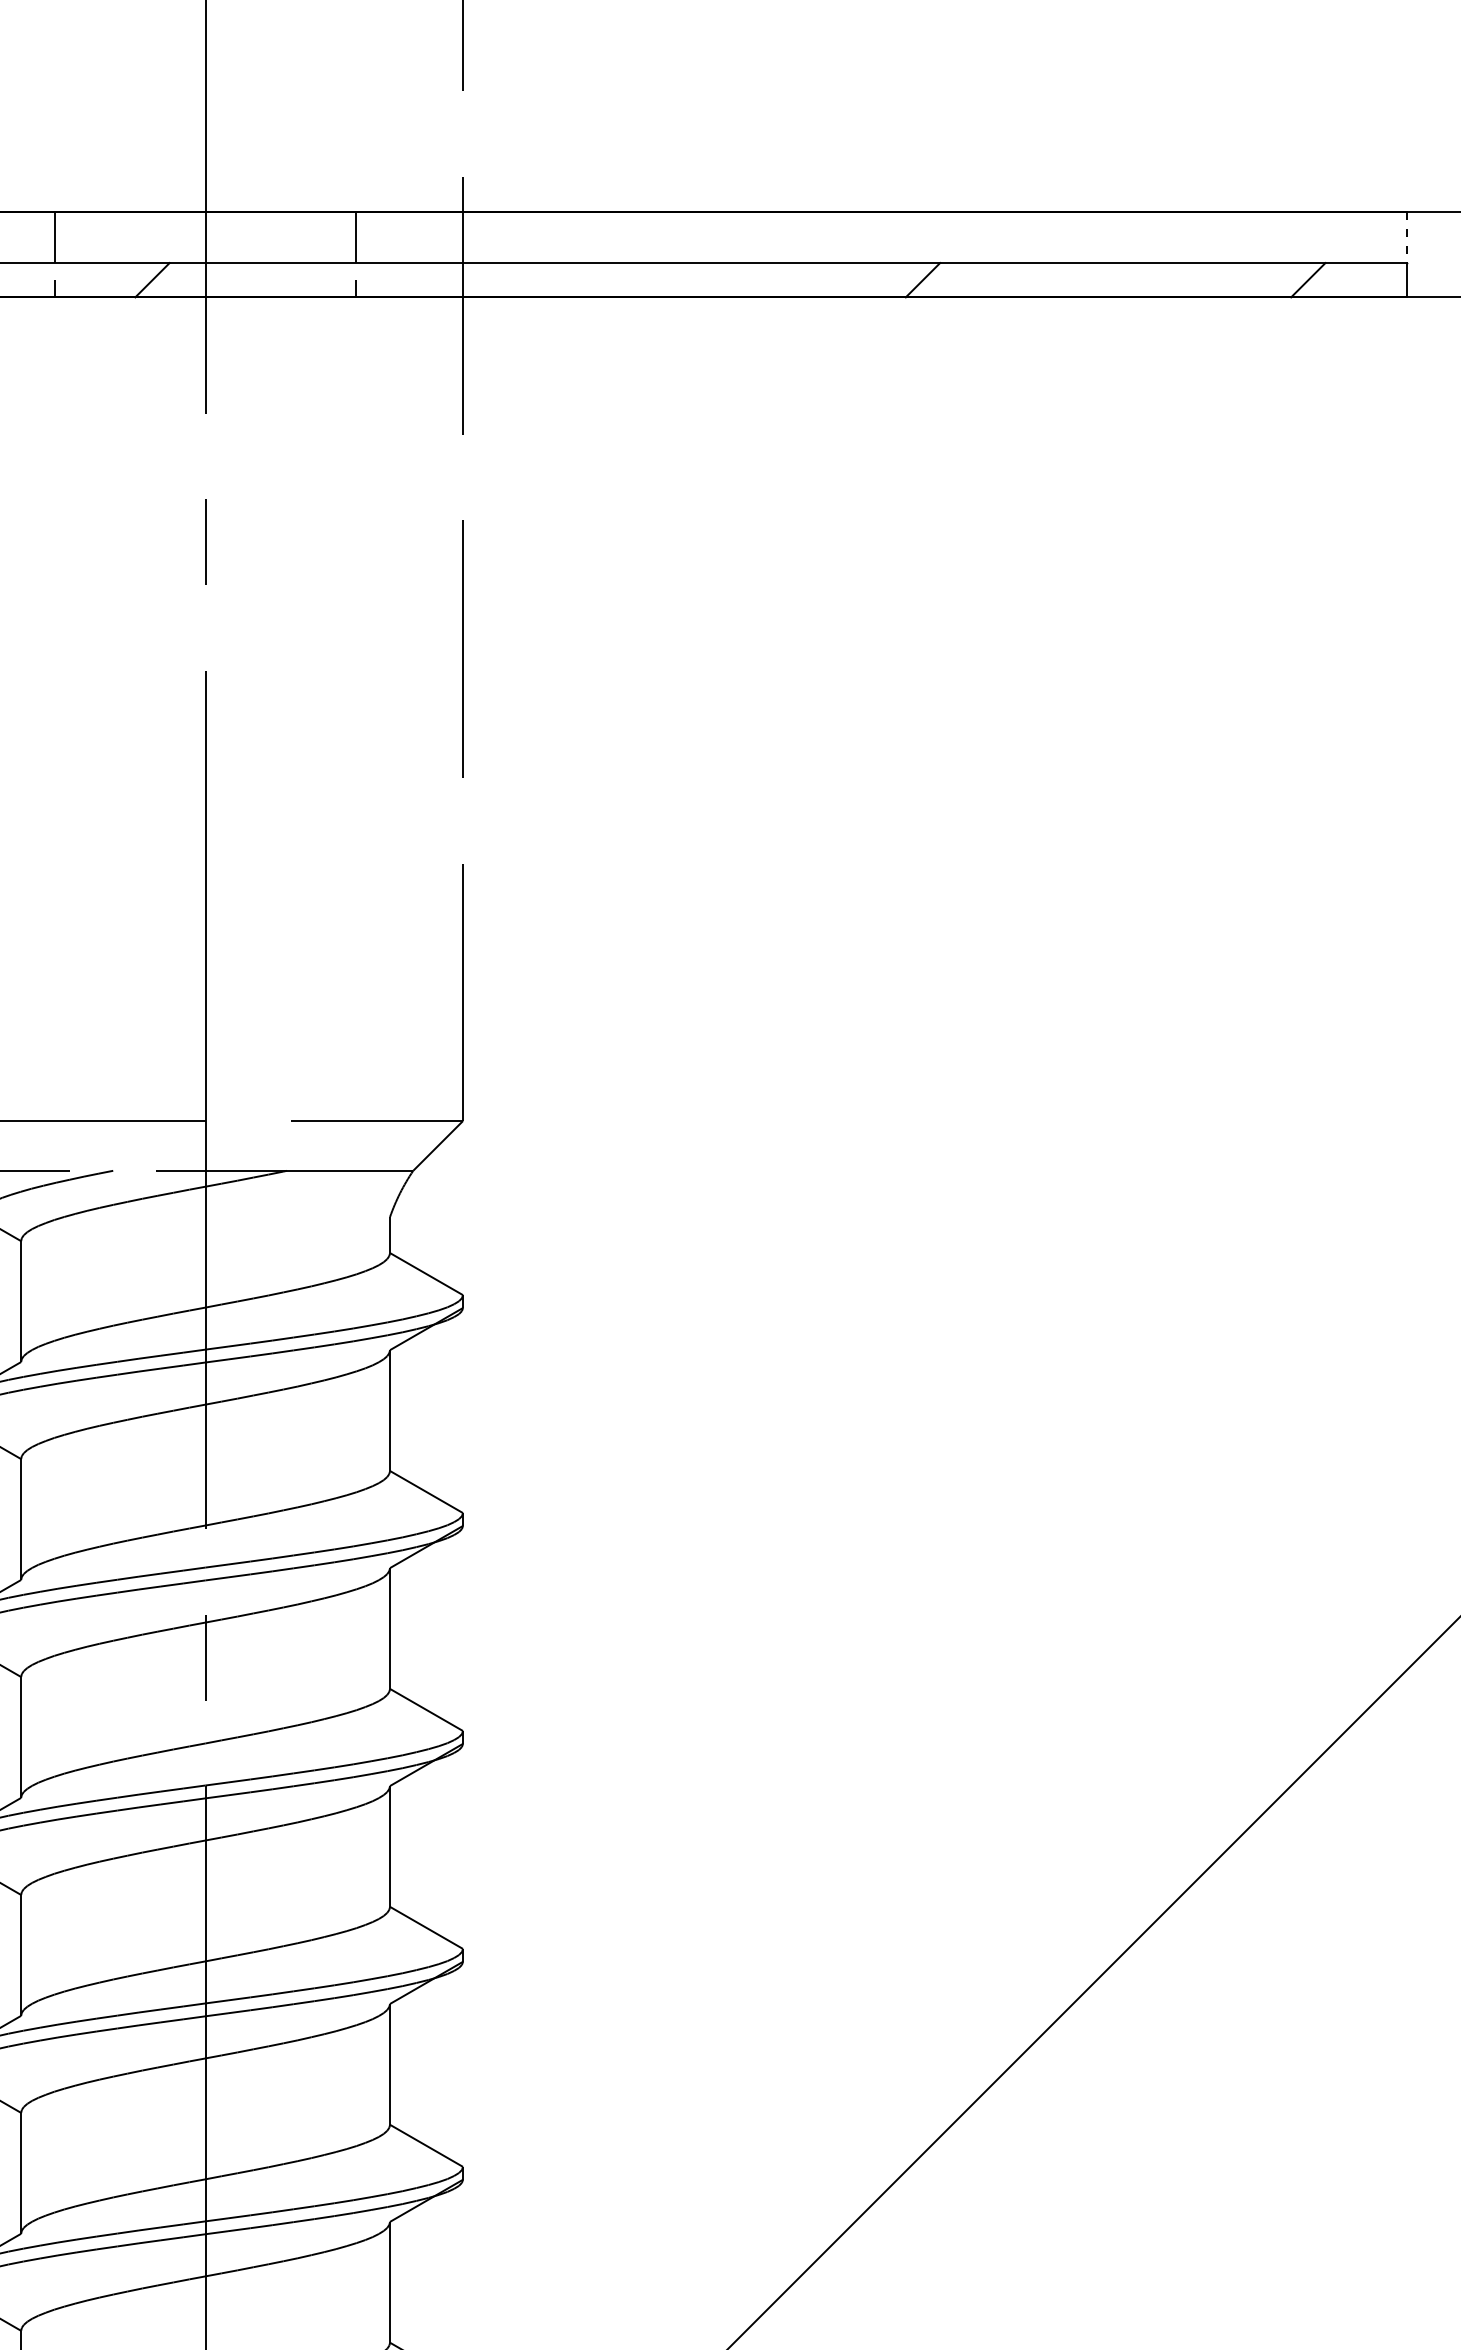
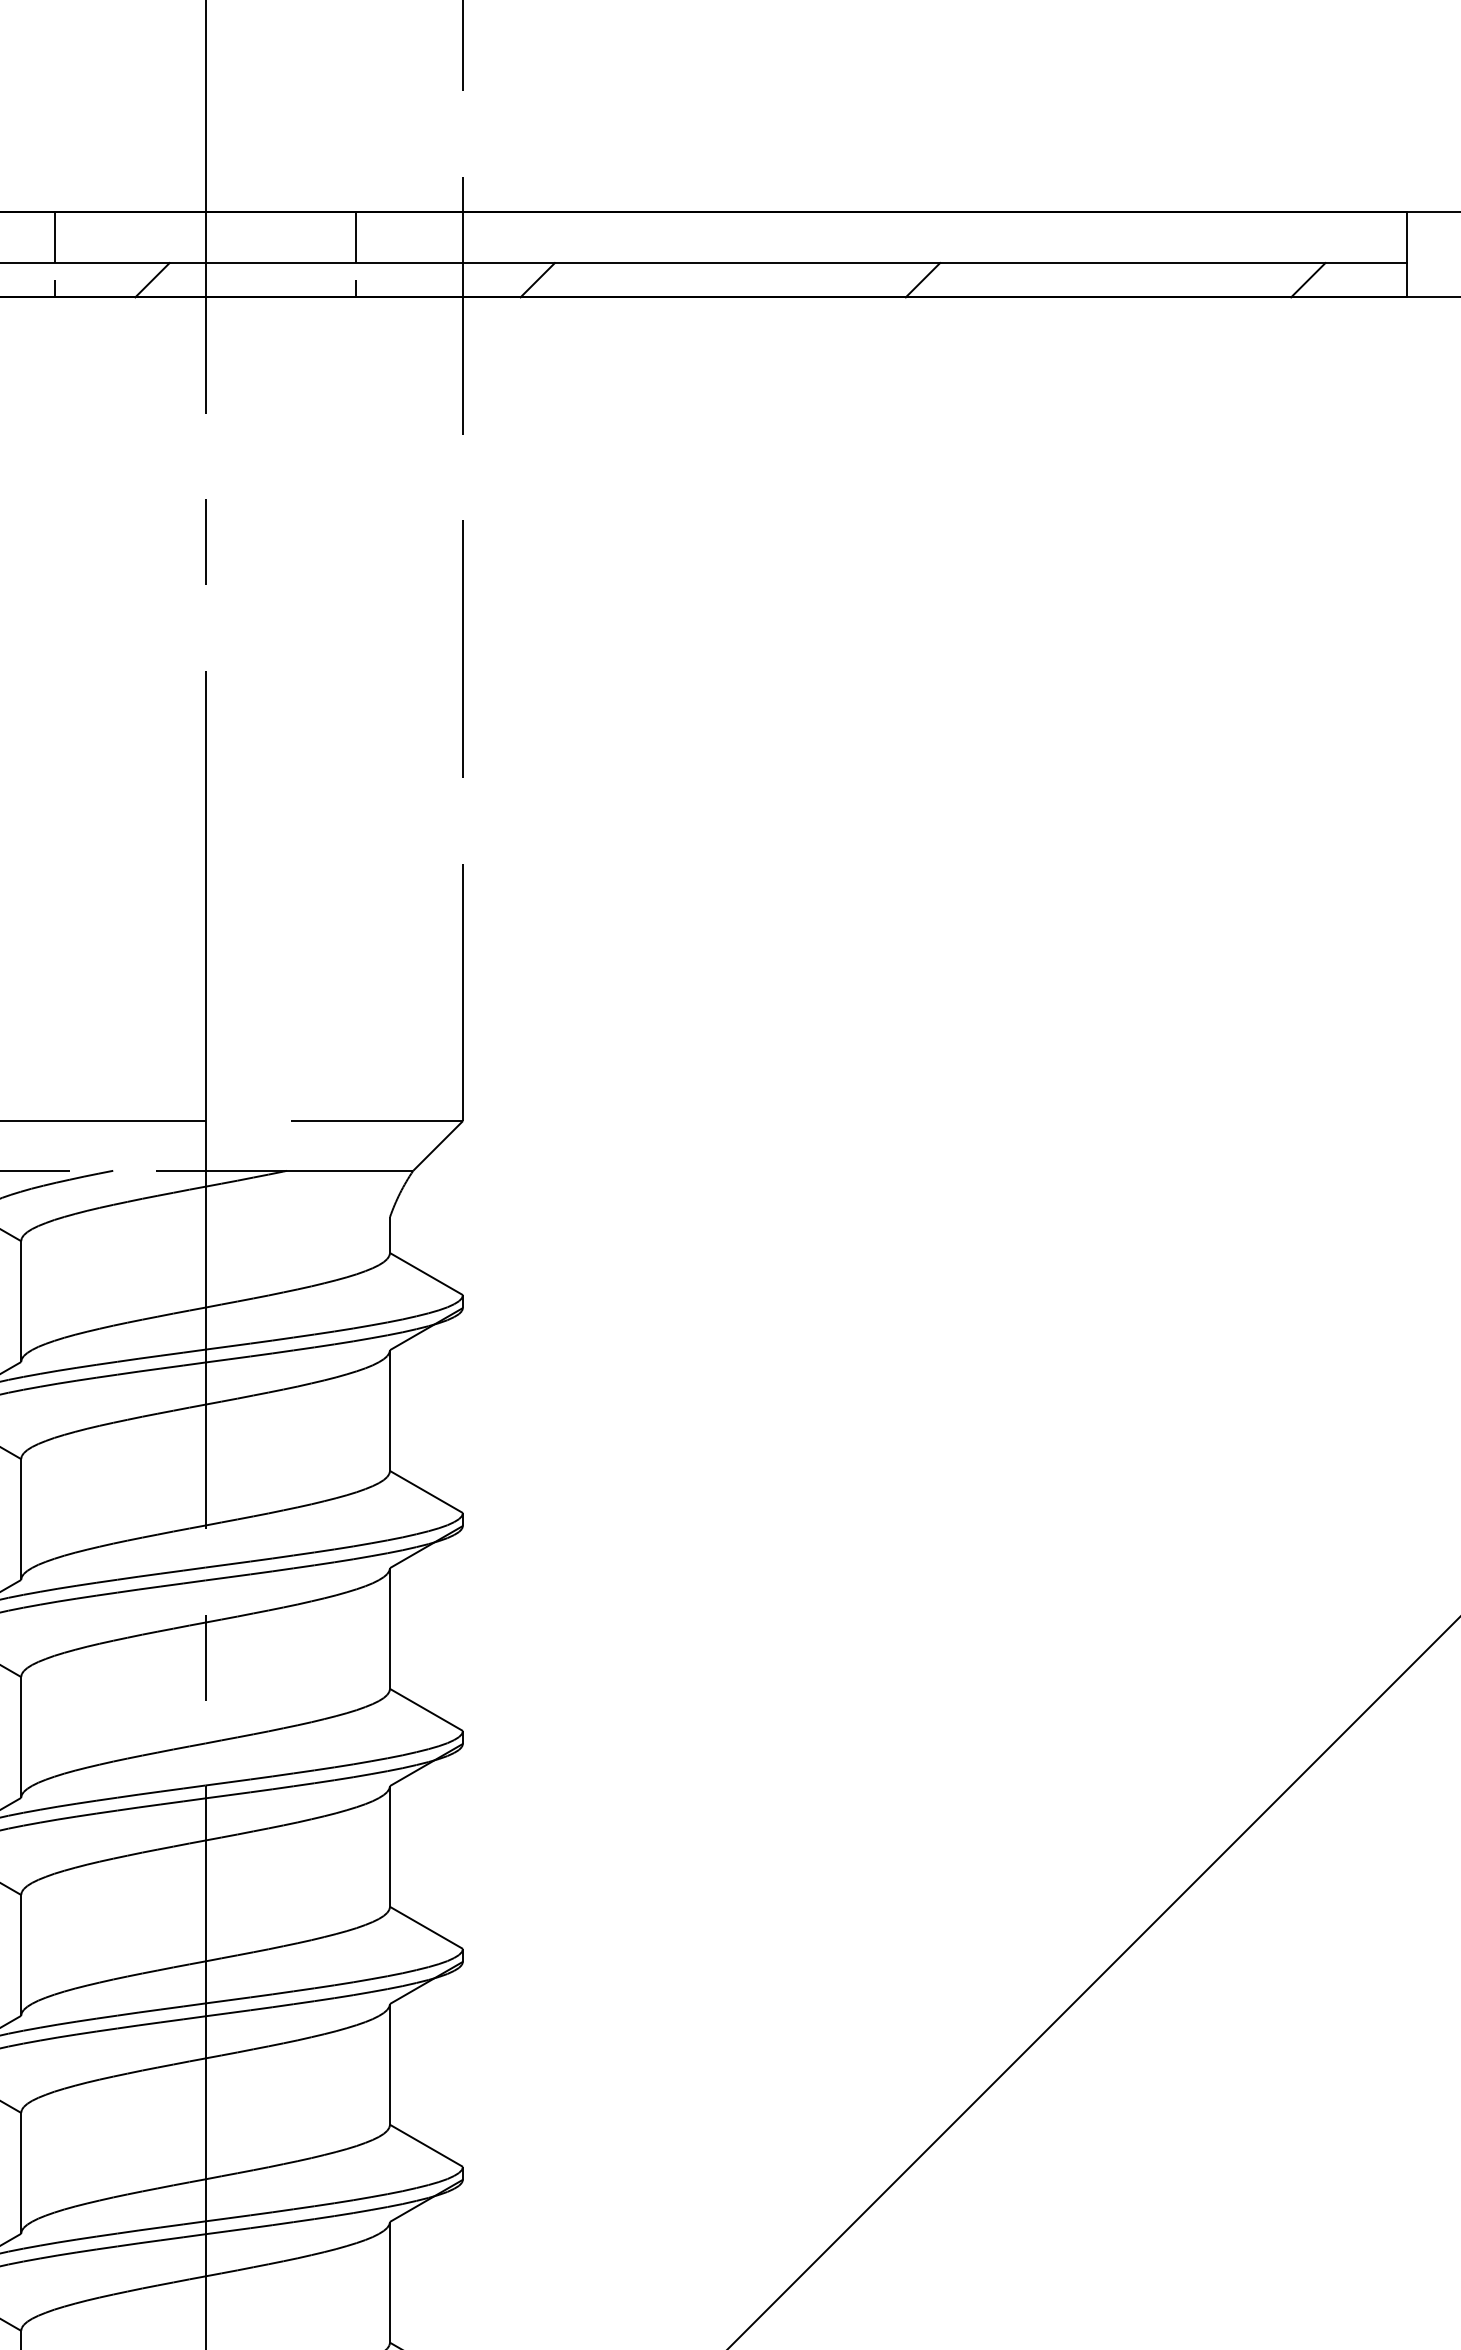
line: dashed -> solid (1406, 237)
line: none -> present (537, 280)
